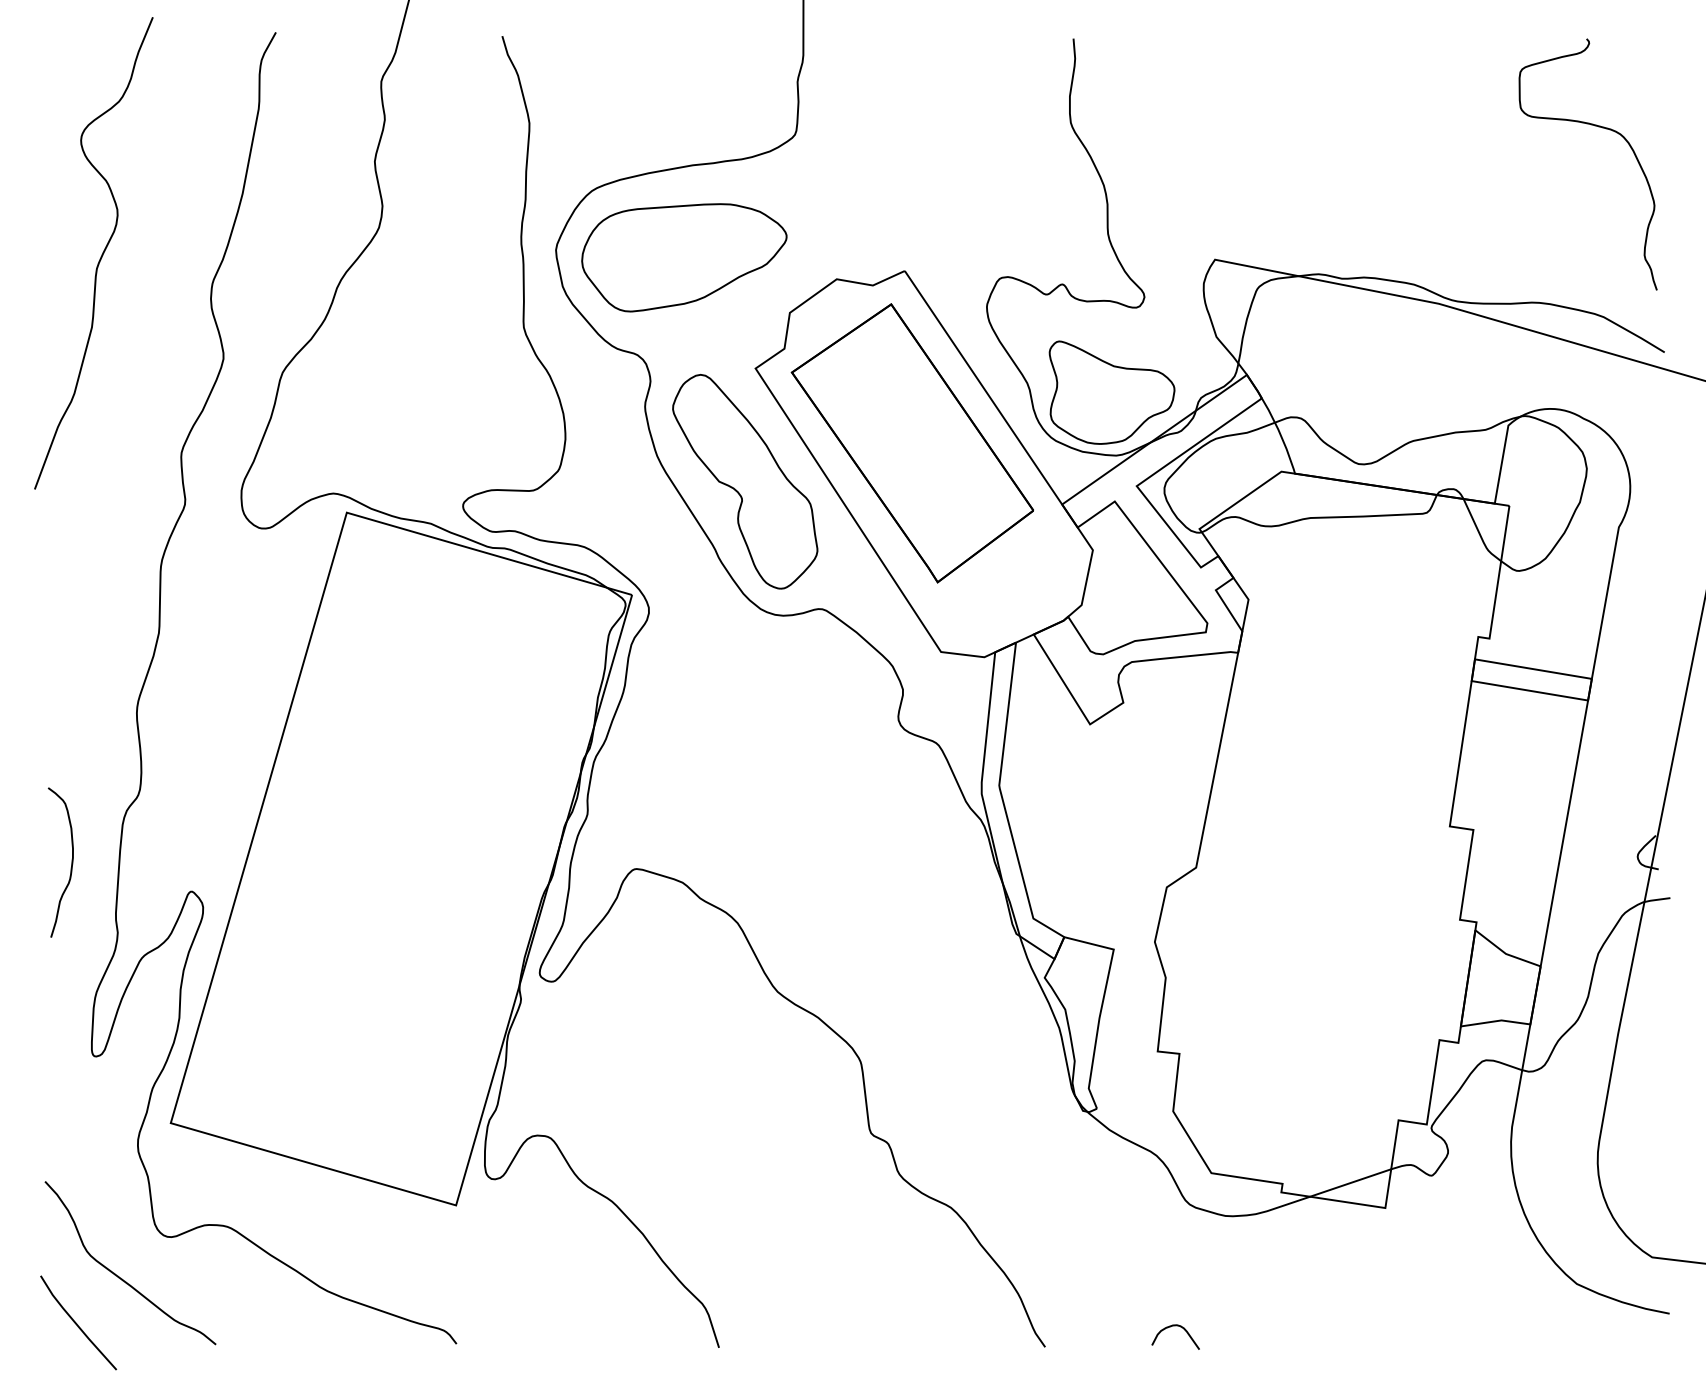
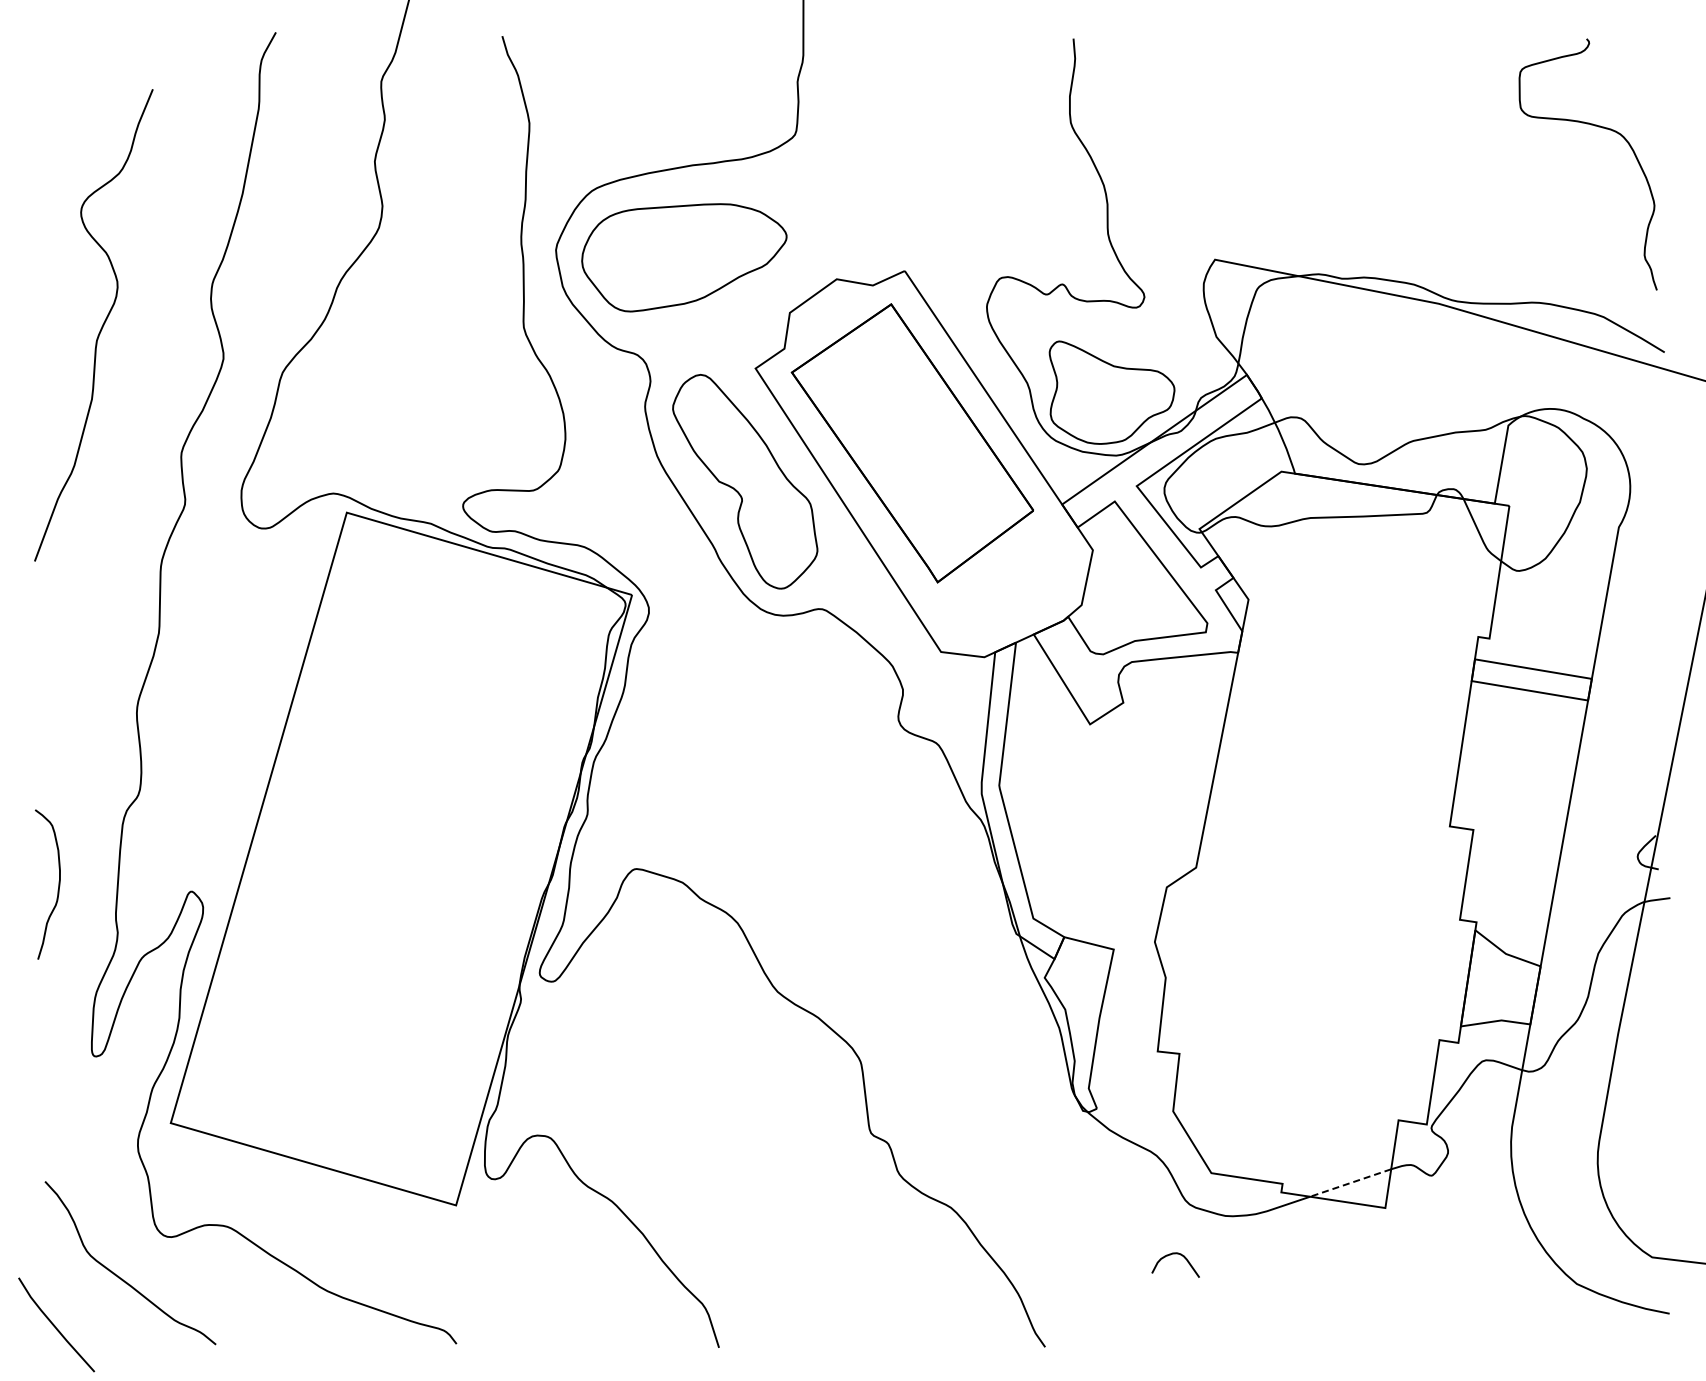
curve position: (100, 256) -> (100, 328) (100, 328)
curve position: (71, 862) -> (58, 884) (58, 884)
line: solid -> dashed (1350, 1183)
line position: (77, 1323) -> (55, 1325) (55, 1325)
curve position: (1175, 1326) -> (1175, 1254) (1175, 1254)
